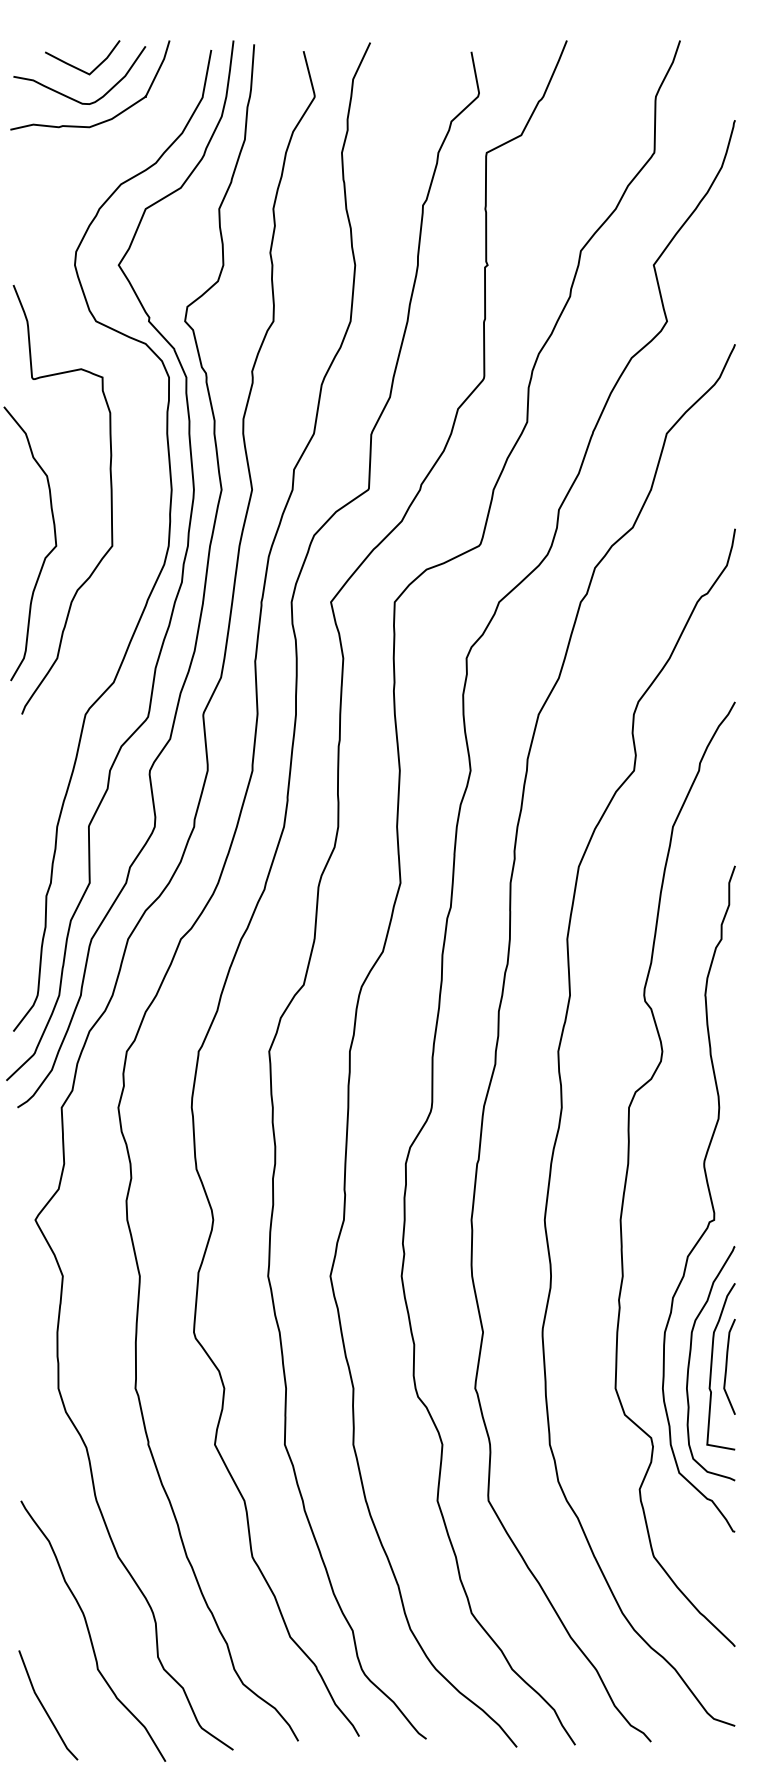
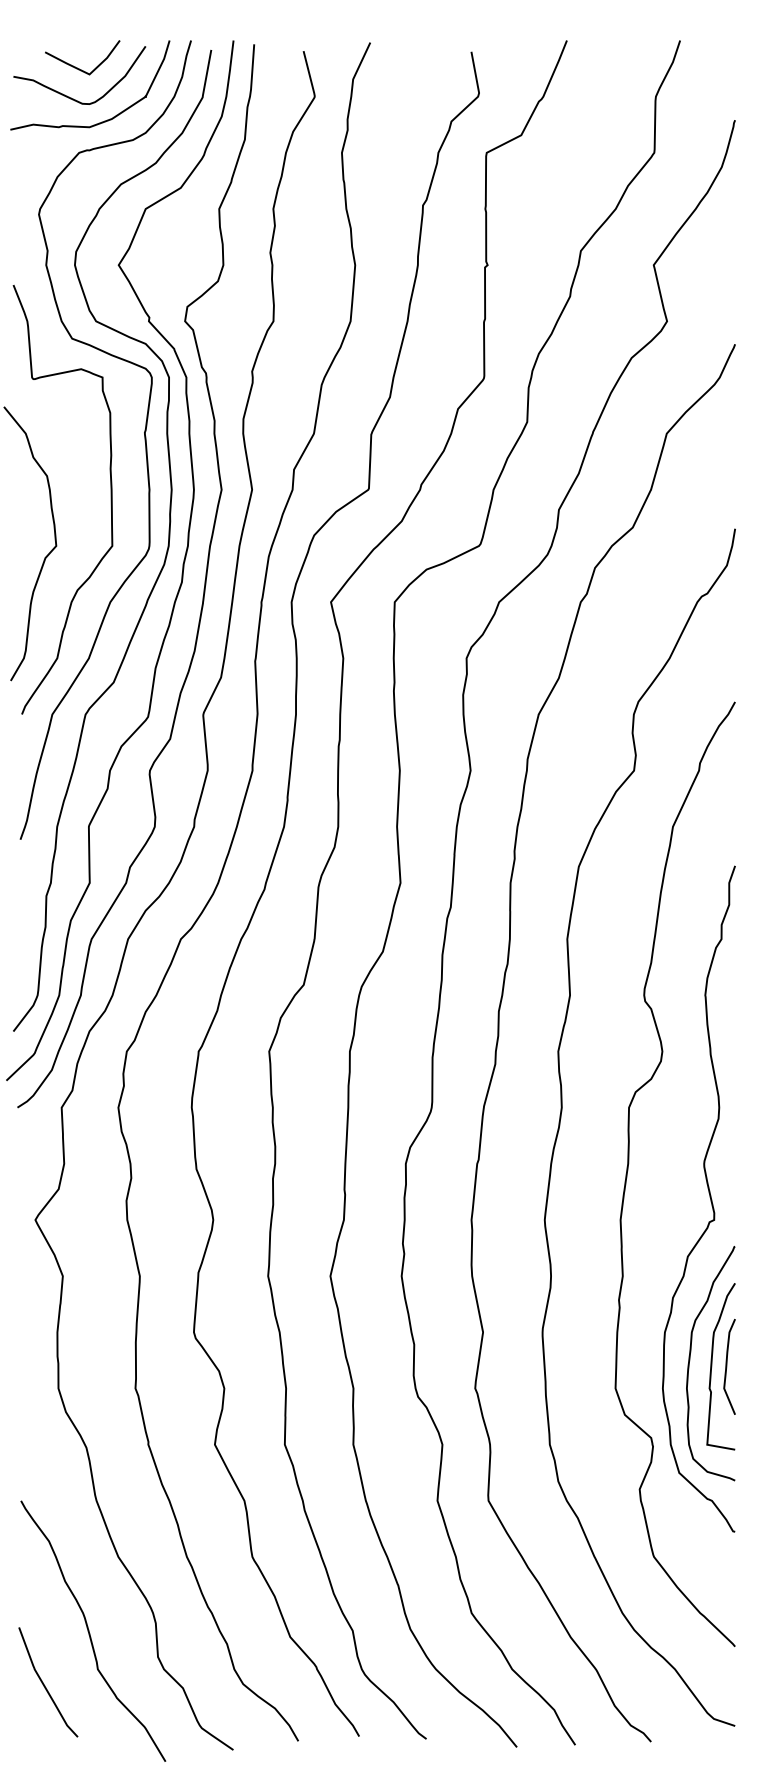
curve: none -> present (144, 439)
curve position: (45, 1708) -> (45, 1685) (45, 1685)
